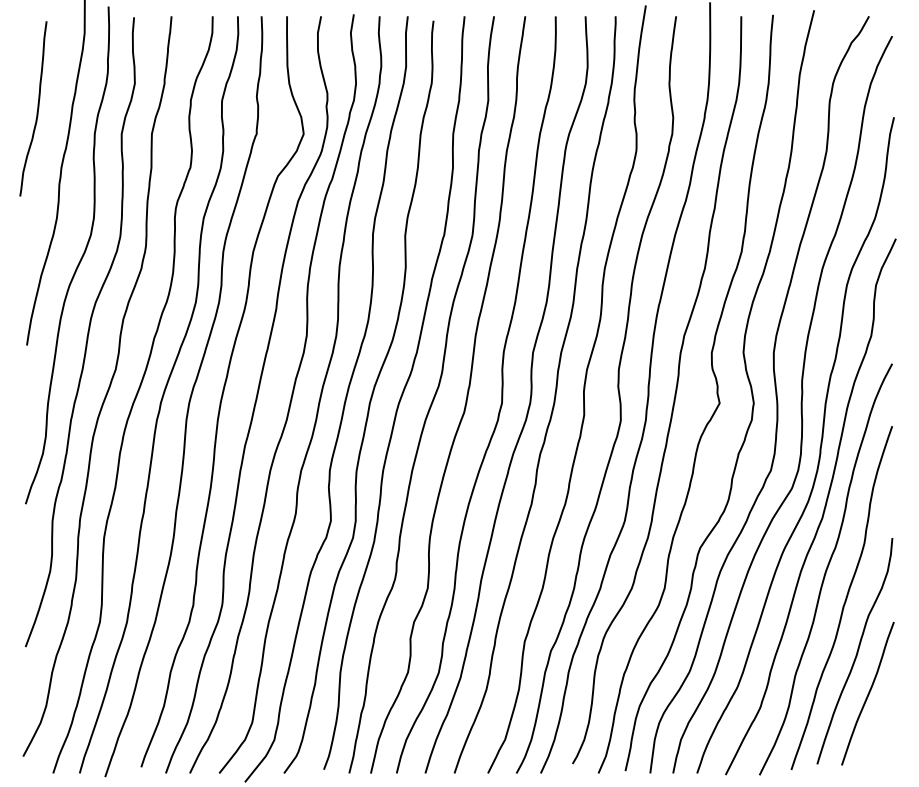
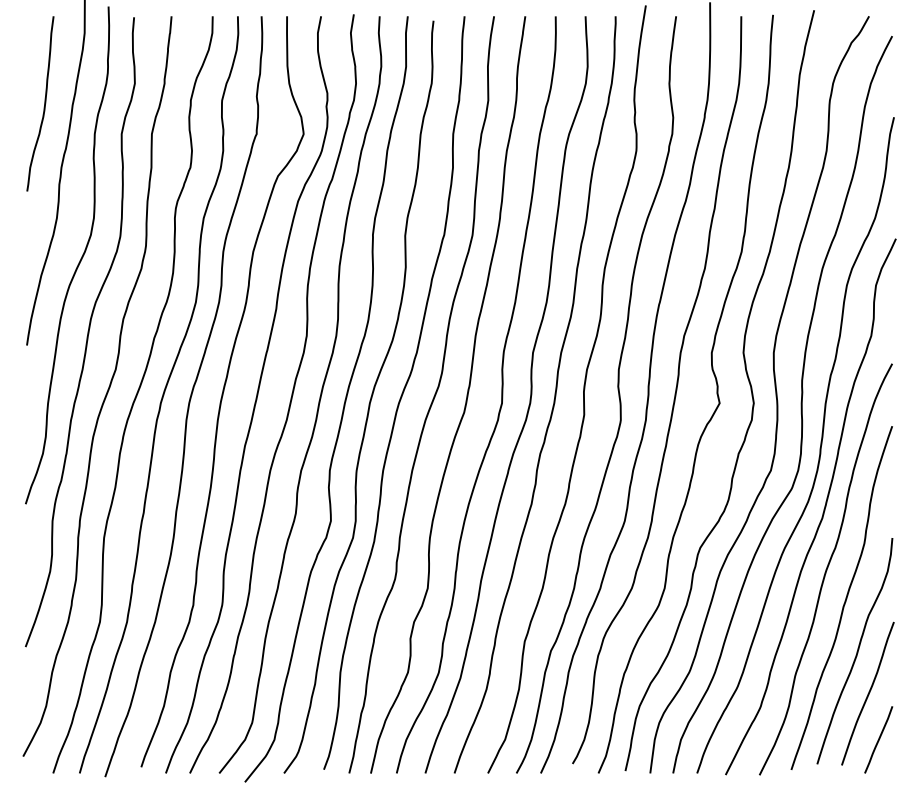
curve position: (37, 108) -> (44, 103) (44, 103)
line: none -> present (878, 739)
